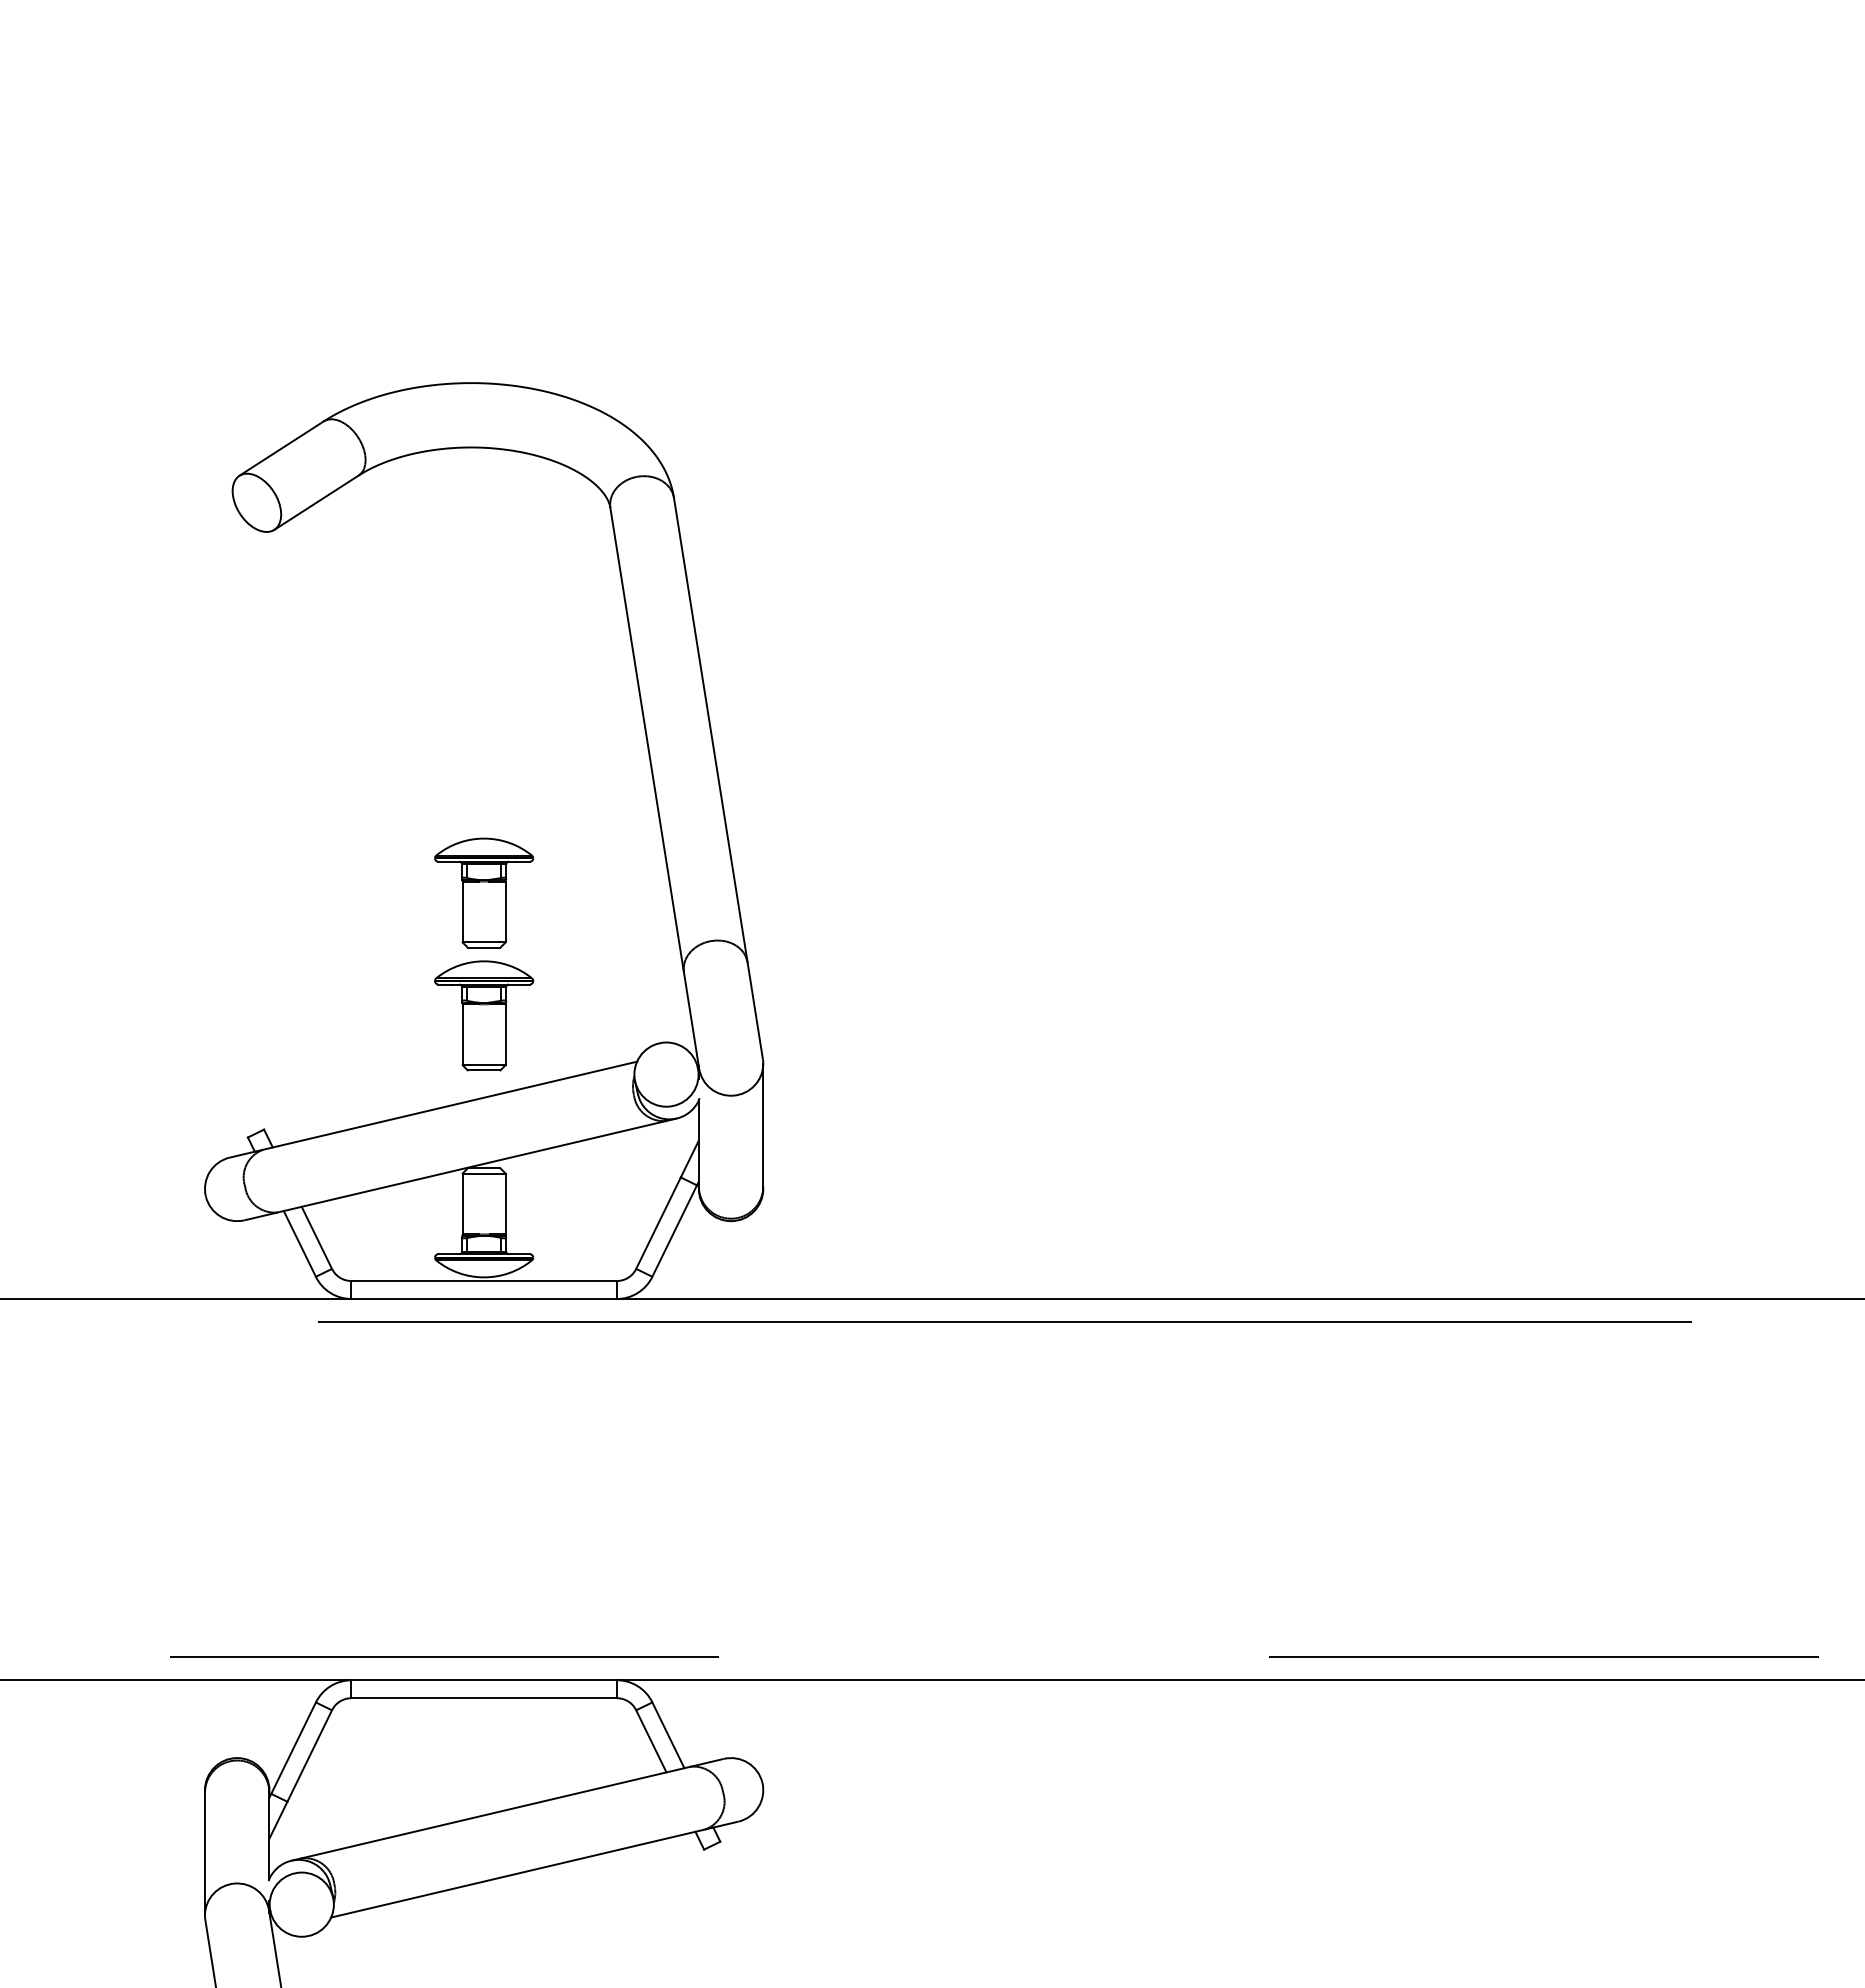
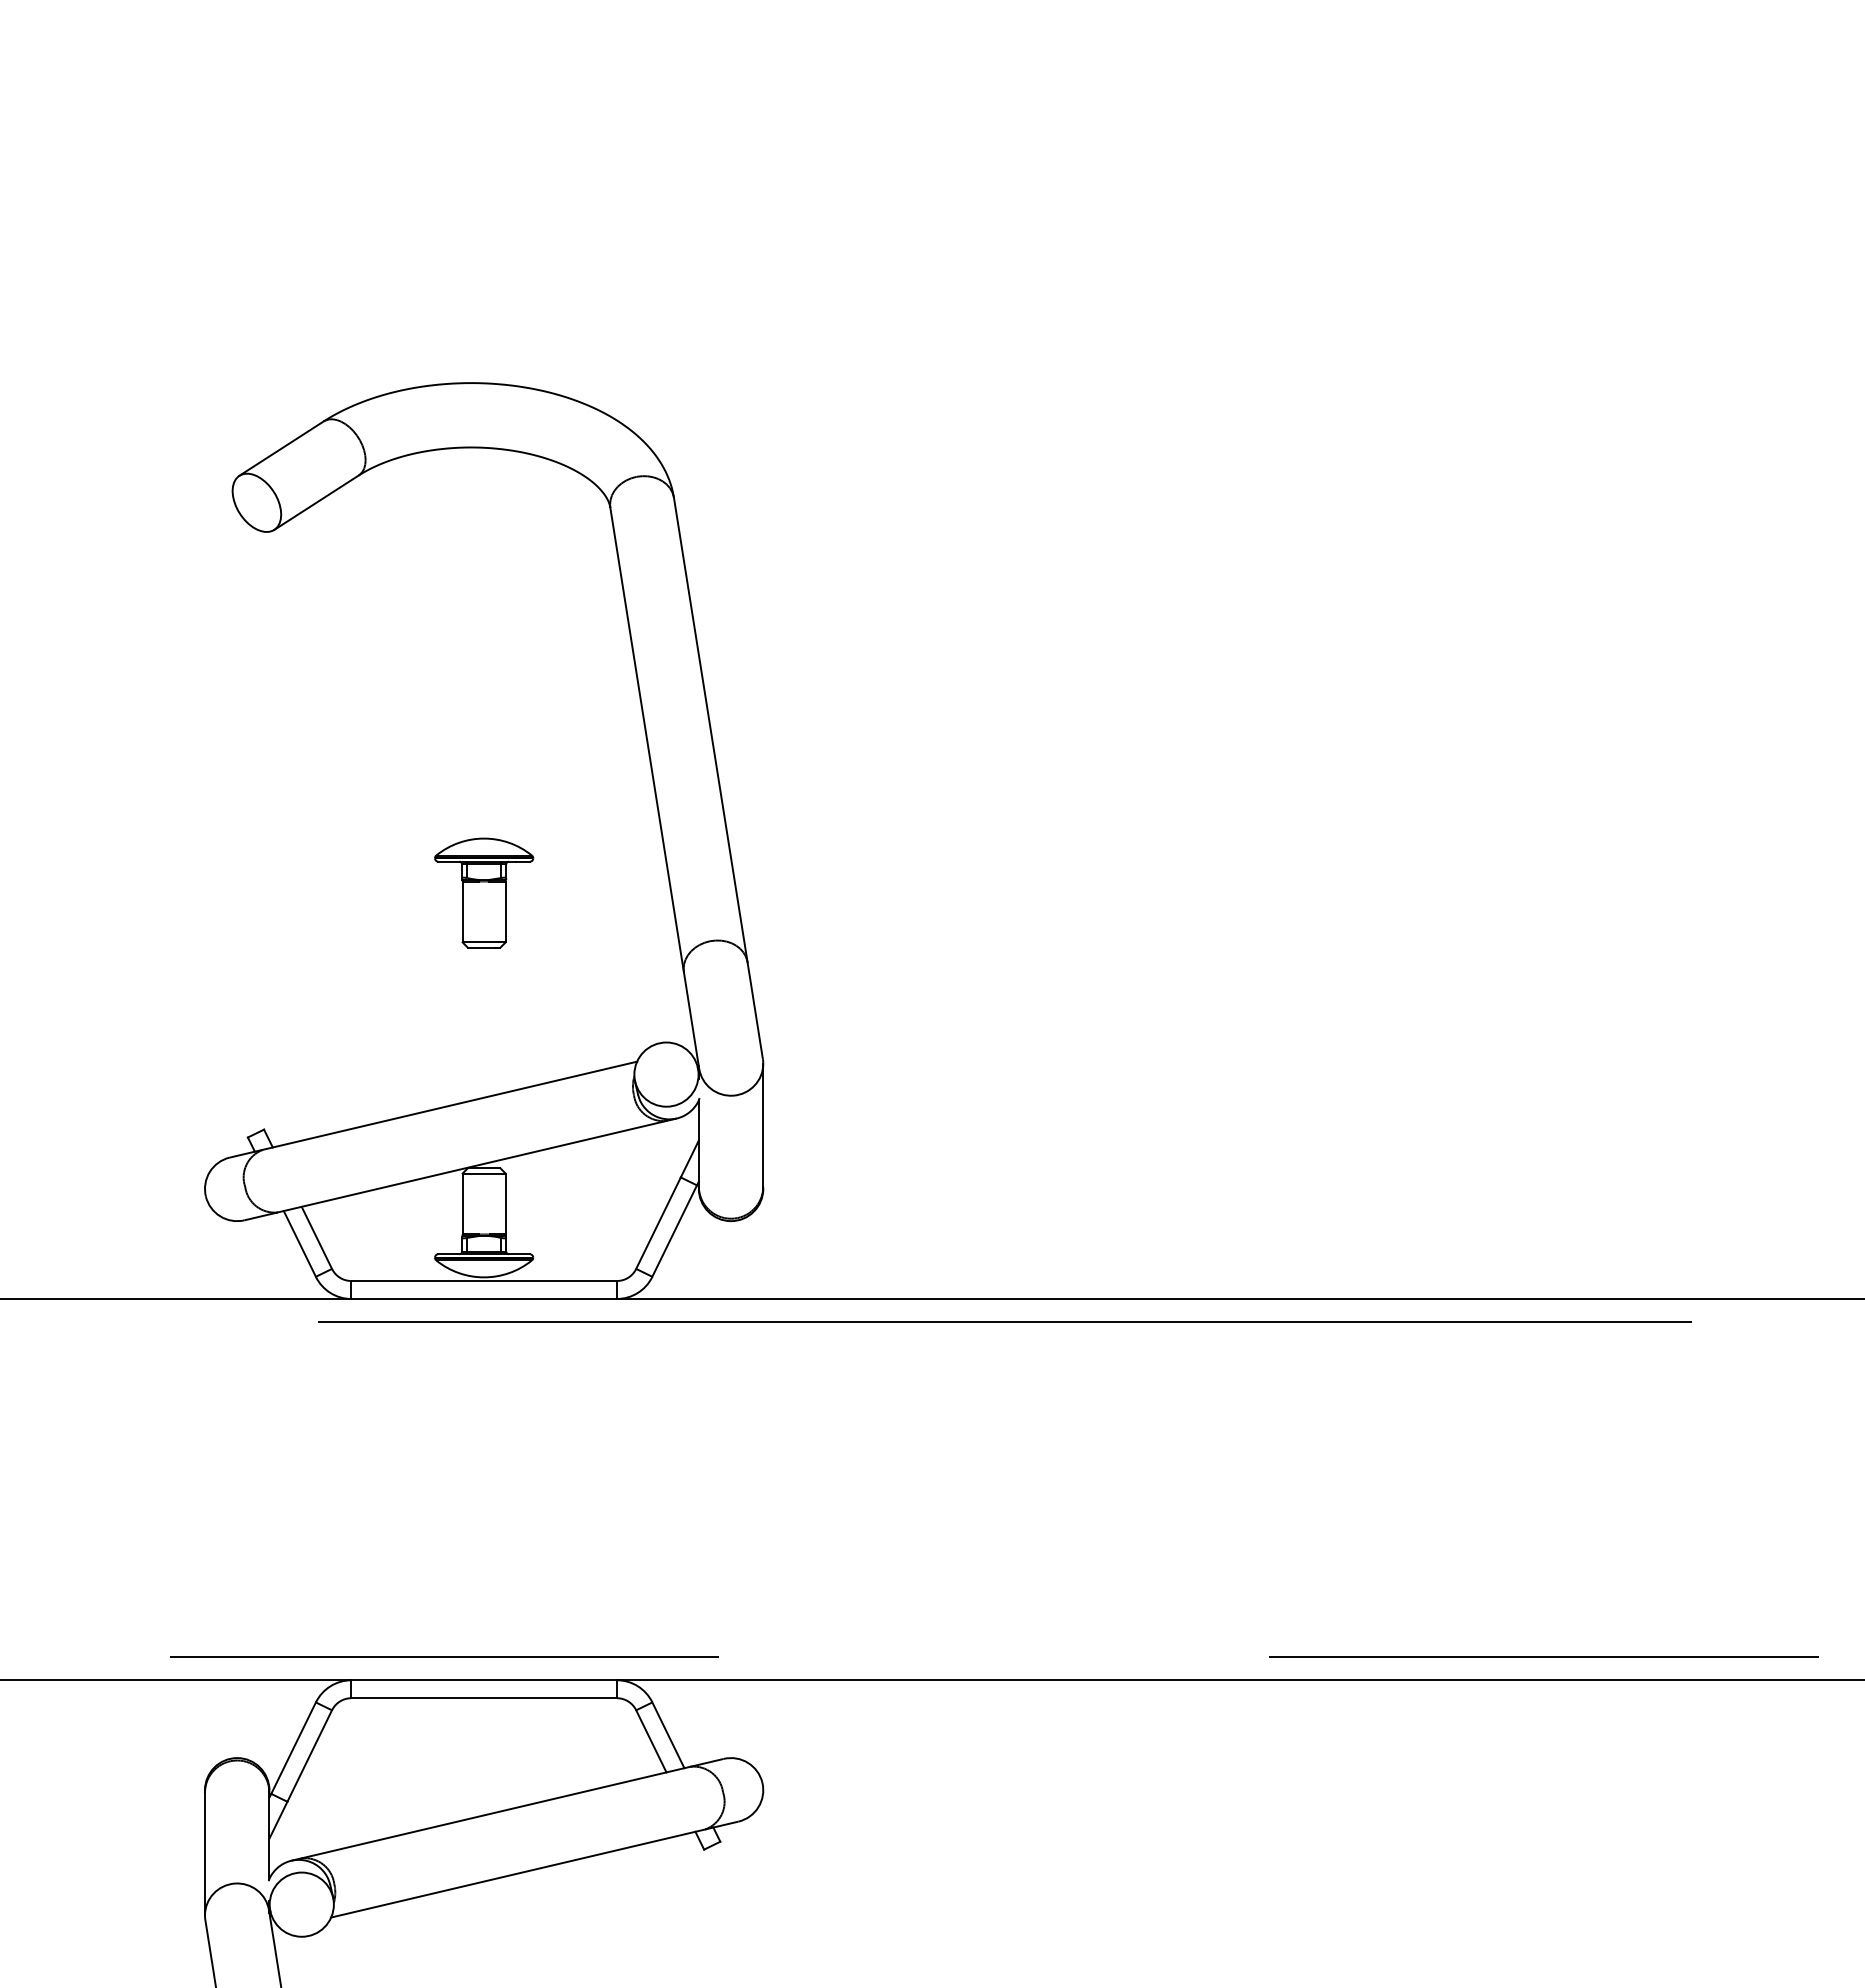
part: present -> none (484, 1015)
